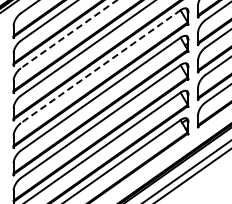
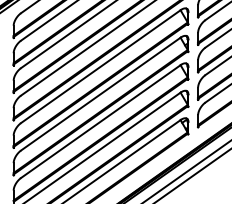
line: dashed -> solid (69, 34)
line: dashed -> solid (100, 66)
